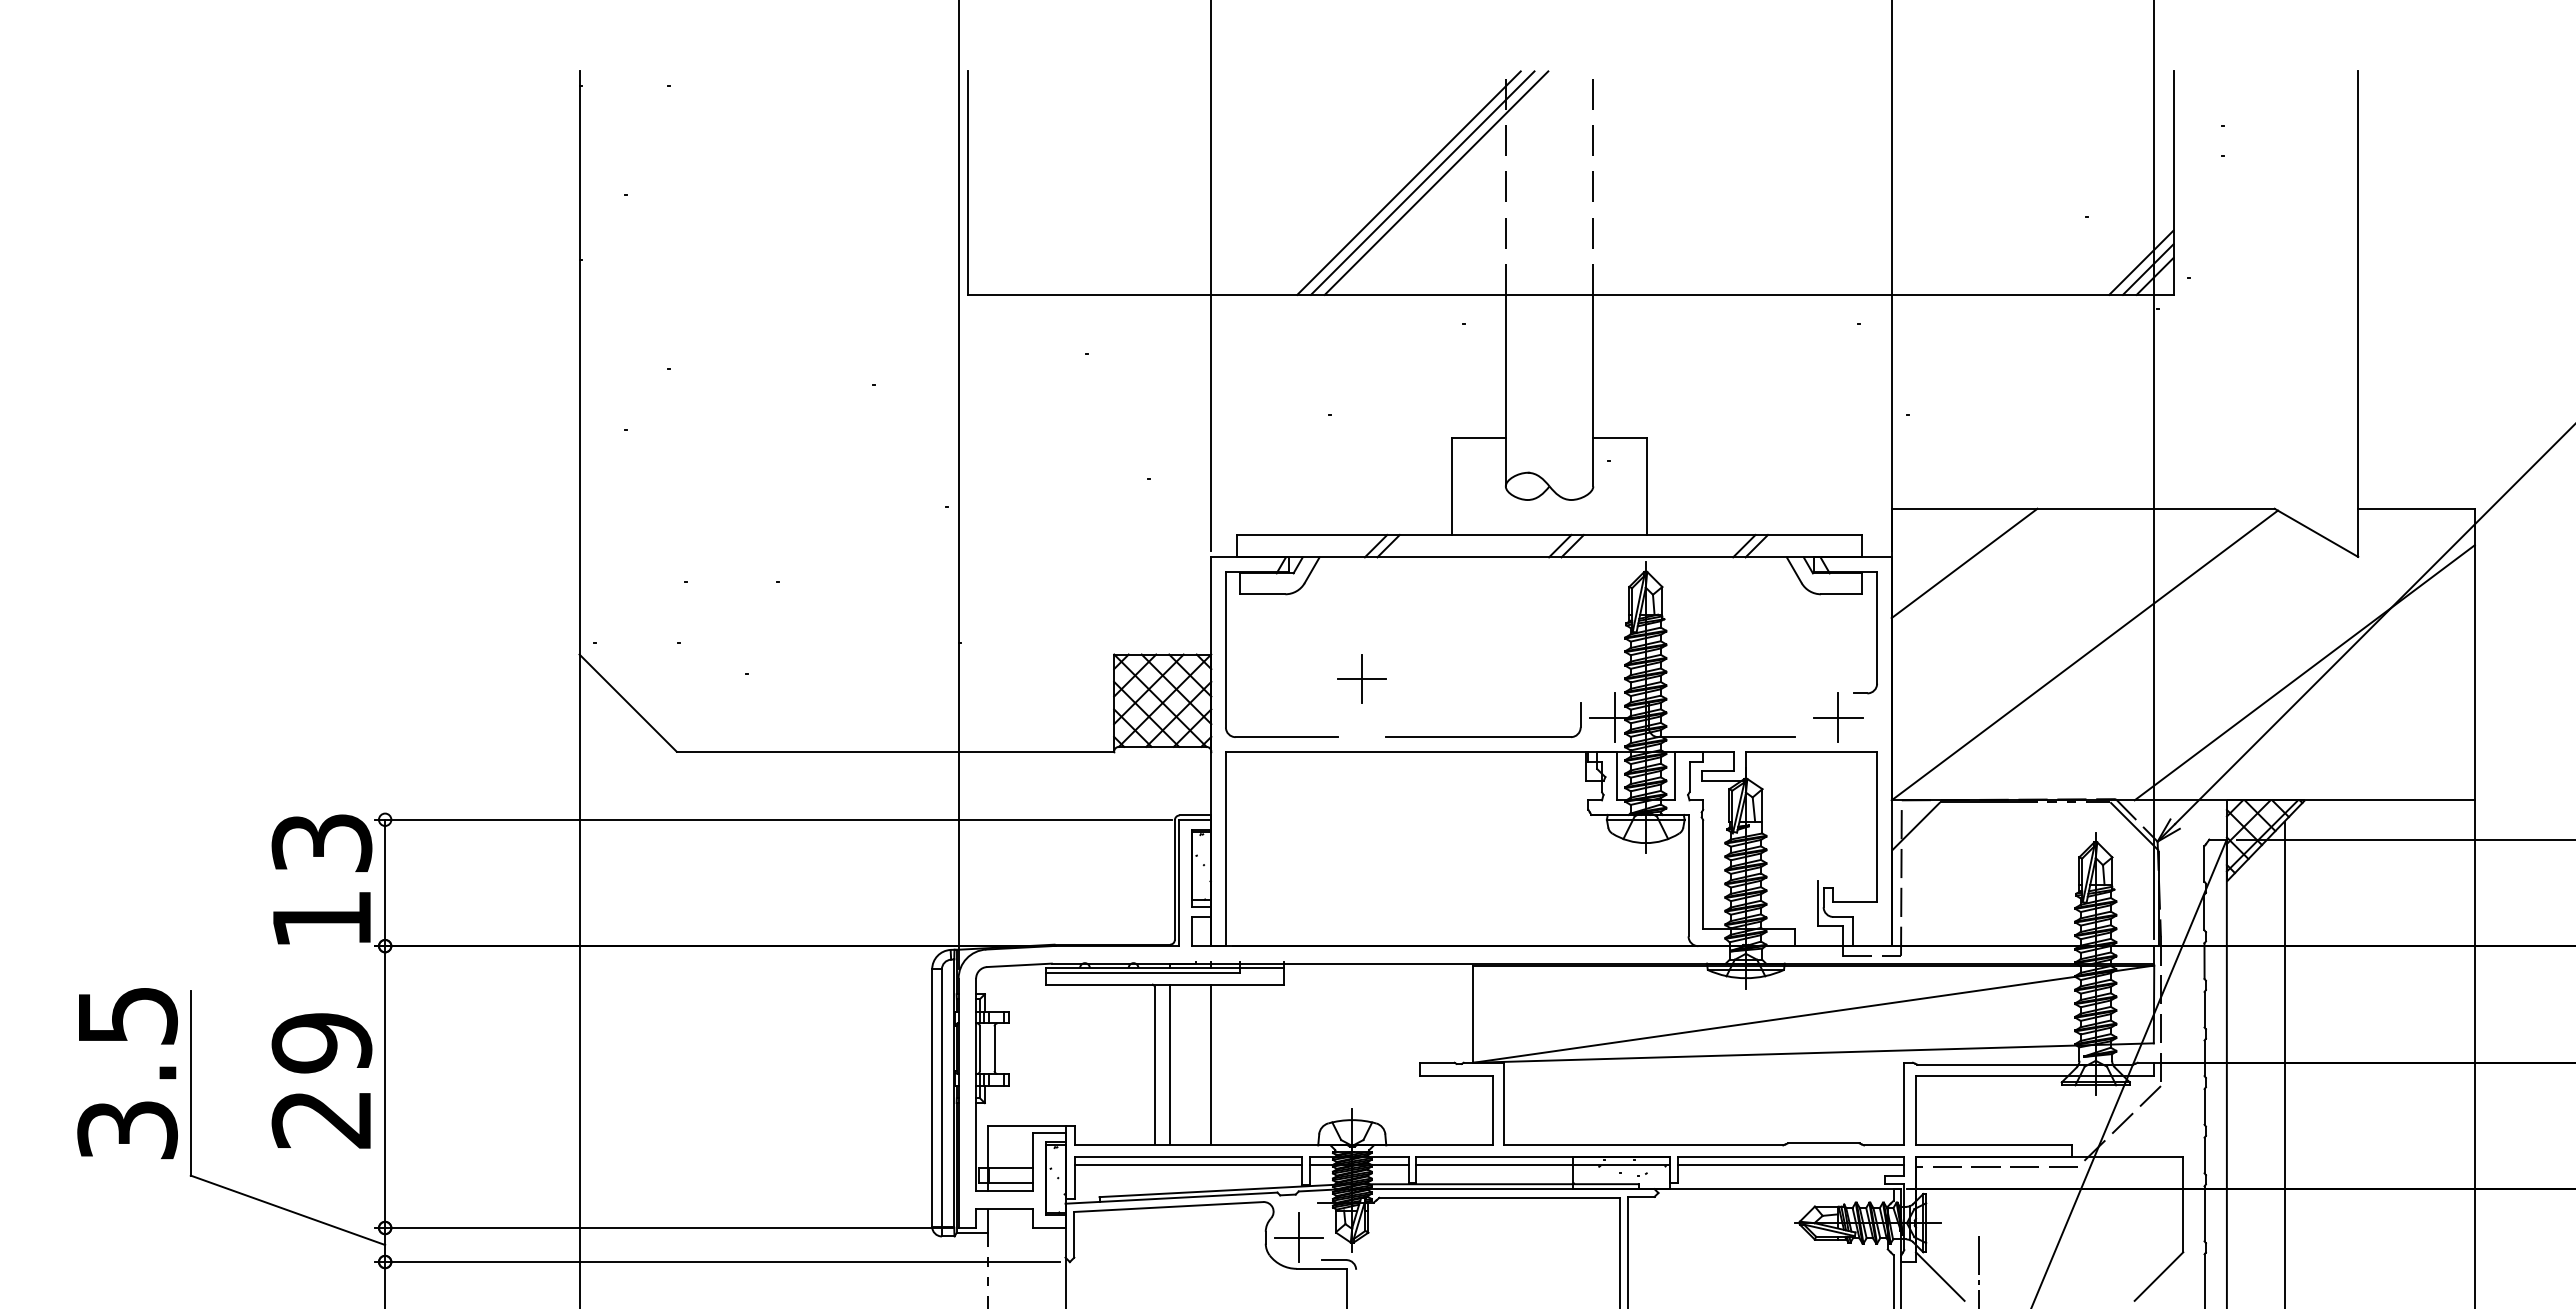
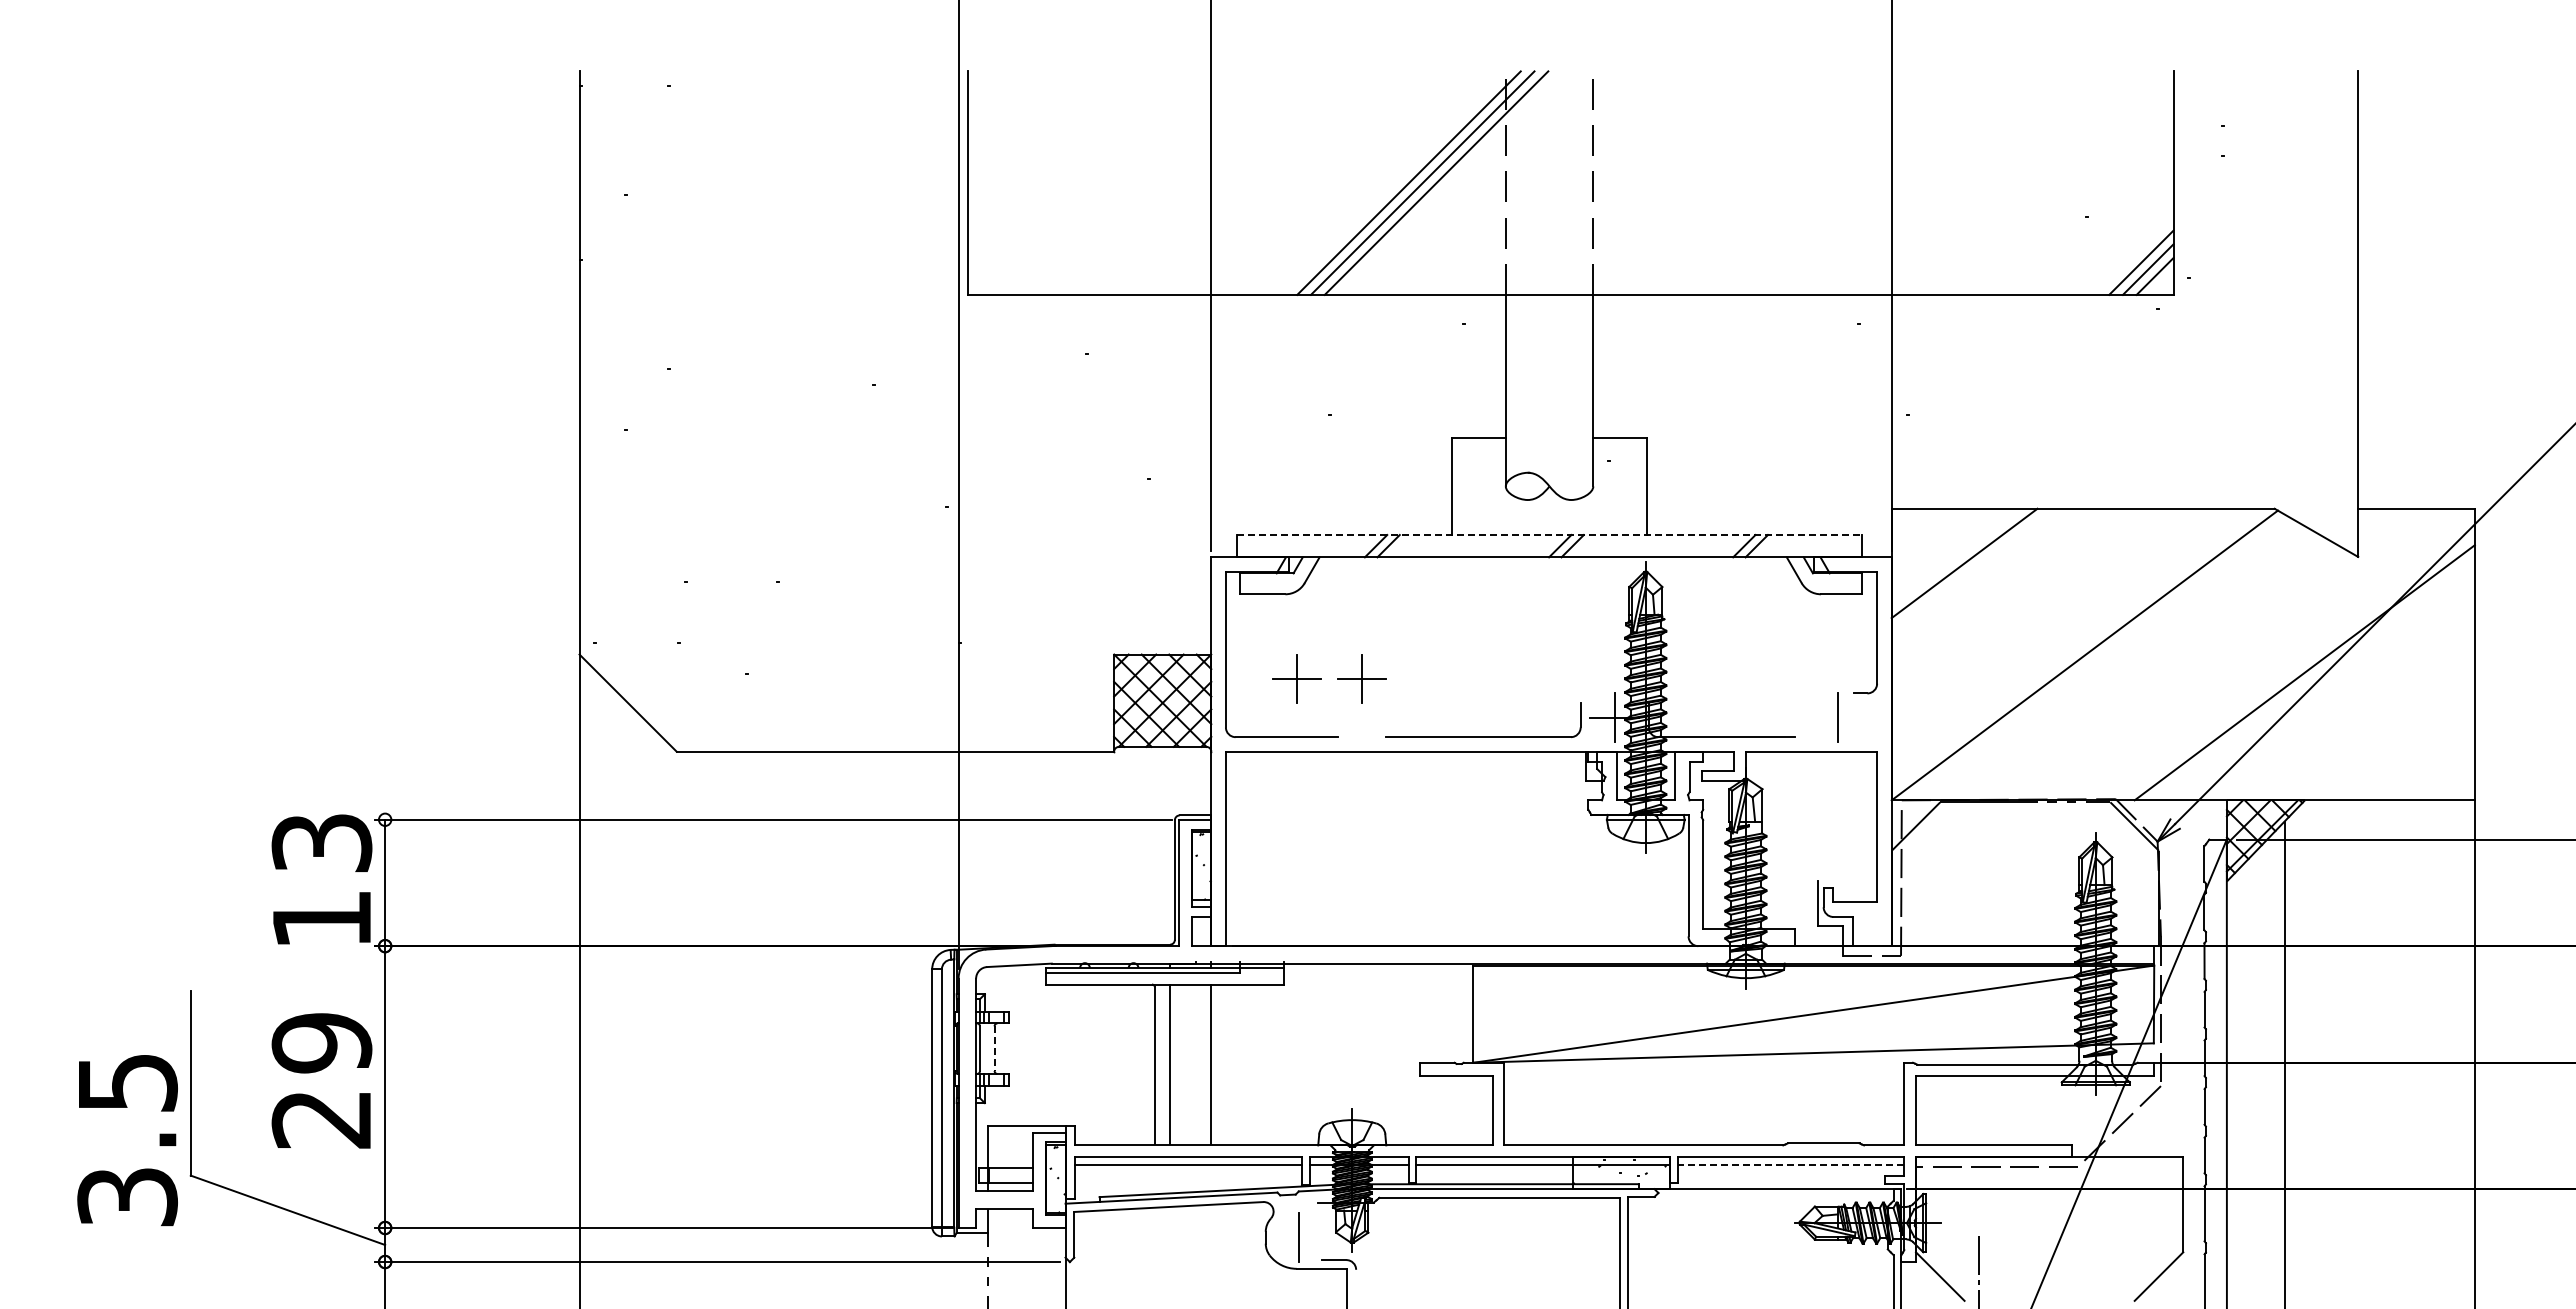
line: present -> none (2154, 470)
line: solid -> dashed (1550, 535)
part: none -> present (1296, 678)
line: present -> none (1837, 717)
line: solid -> dashed (994, 1049)
text position: (127, 1073) -> (127, 1140) (127, 1140)
line: solid -> dashed (1790, 1165)
line: present -> none (1298, 1237)
